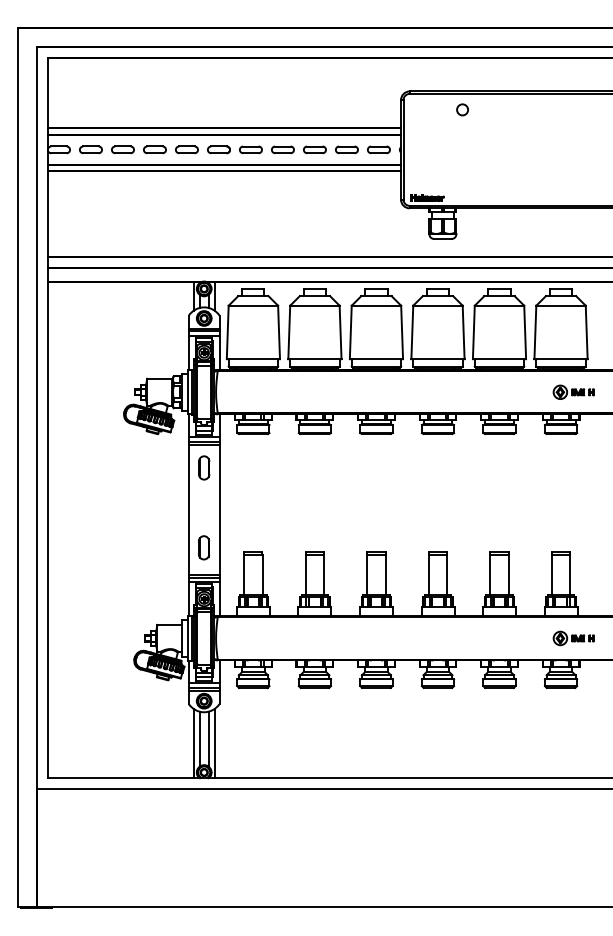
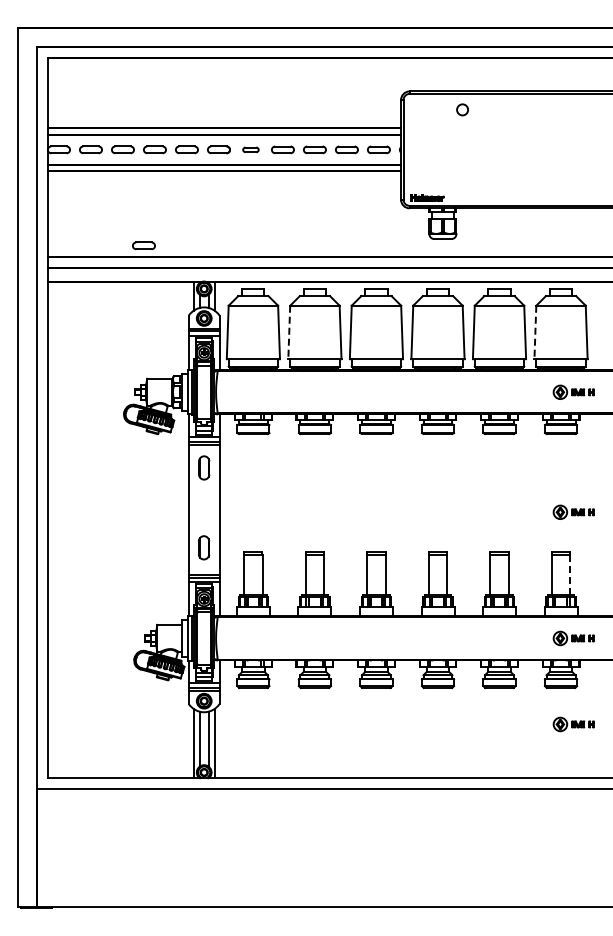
part size: 24x10 px -> 18x7 px (250, 149)
part: none -> present (143, 245)
line: solid -> dashed (289, 332)
line: solid -> dashed (535, 332)
part: none -> present (573, 511)
line: solid -> dashed (570, 575)
part: none -> present (573, 724)
